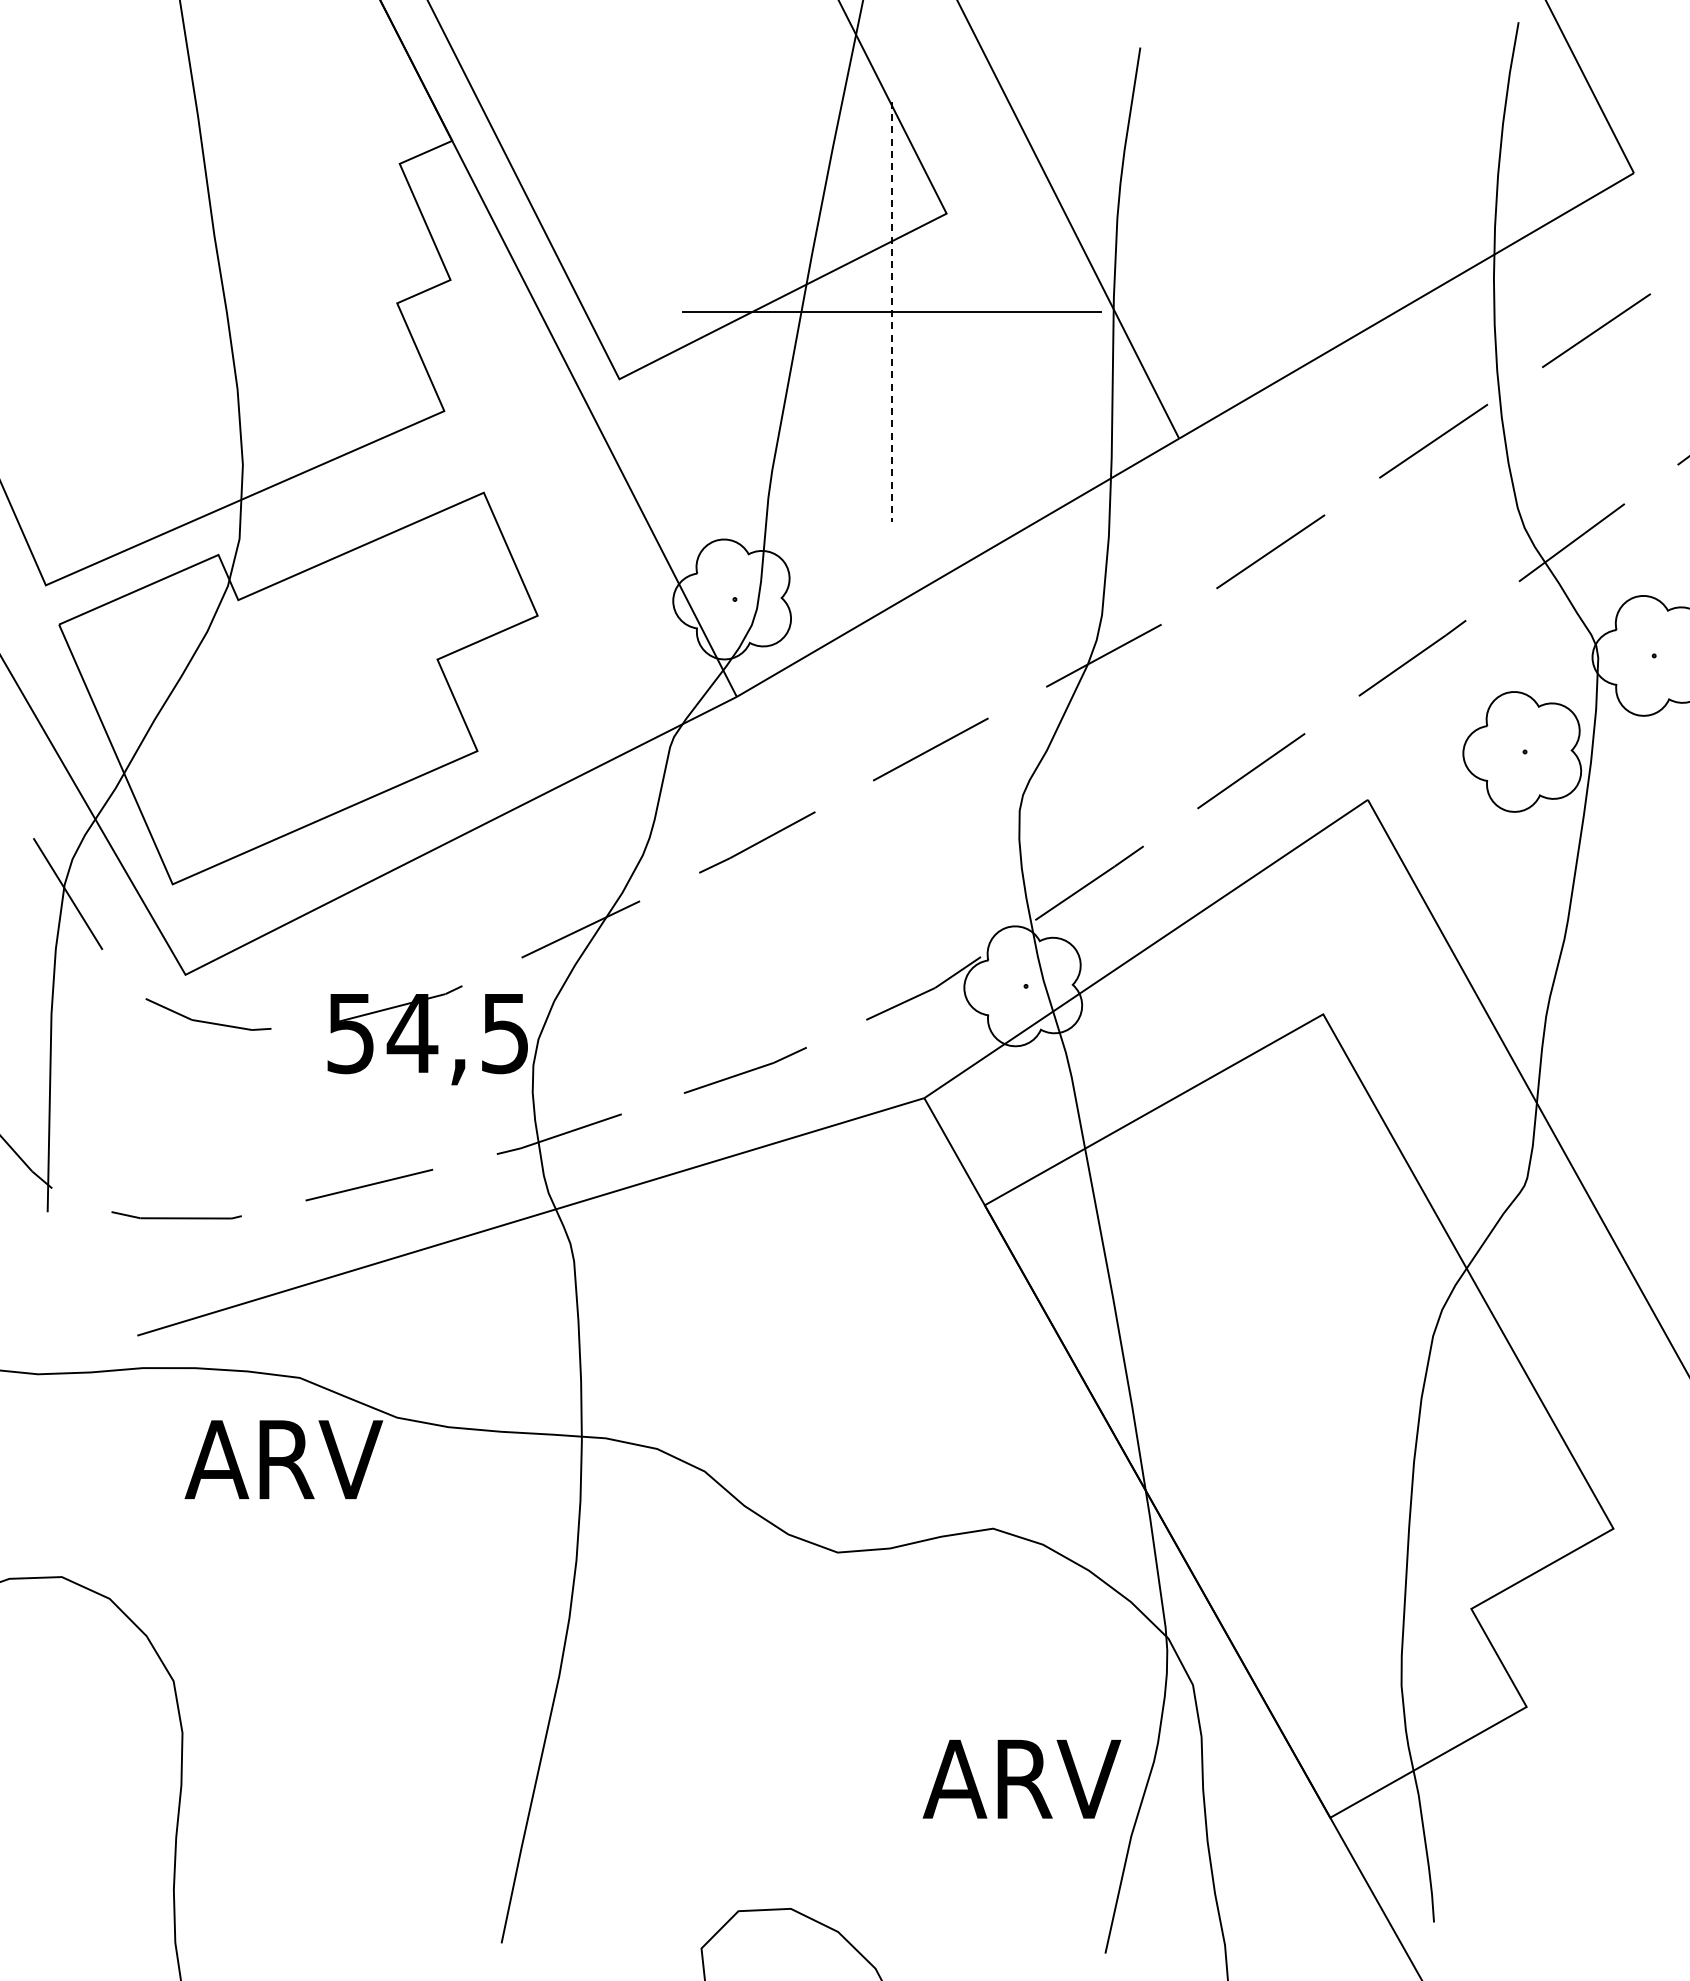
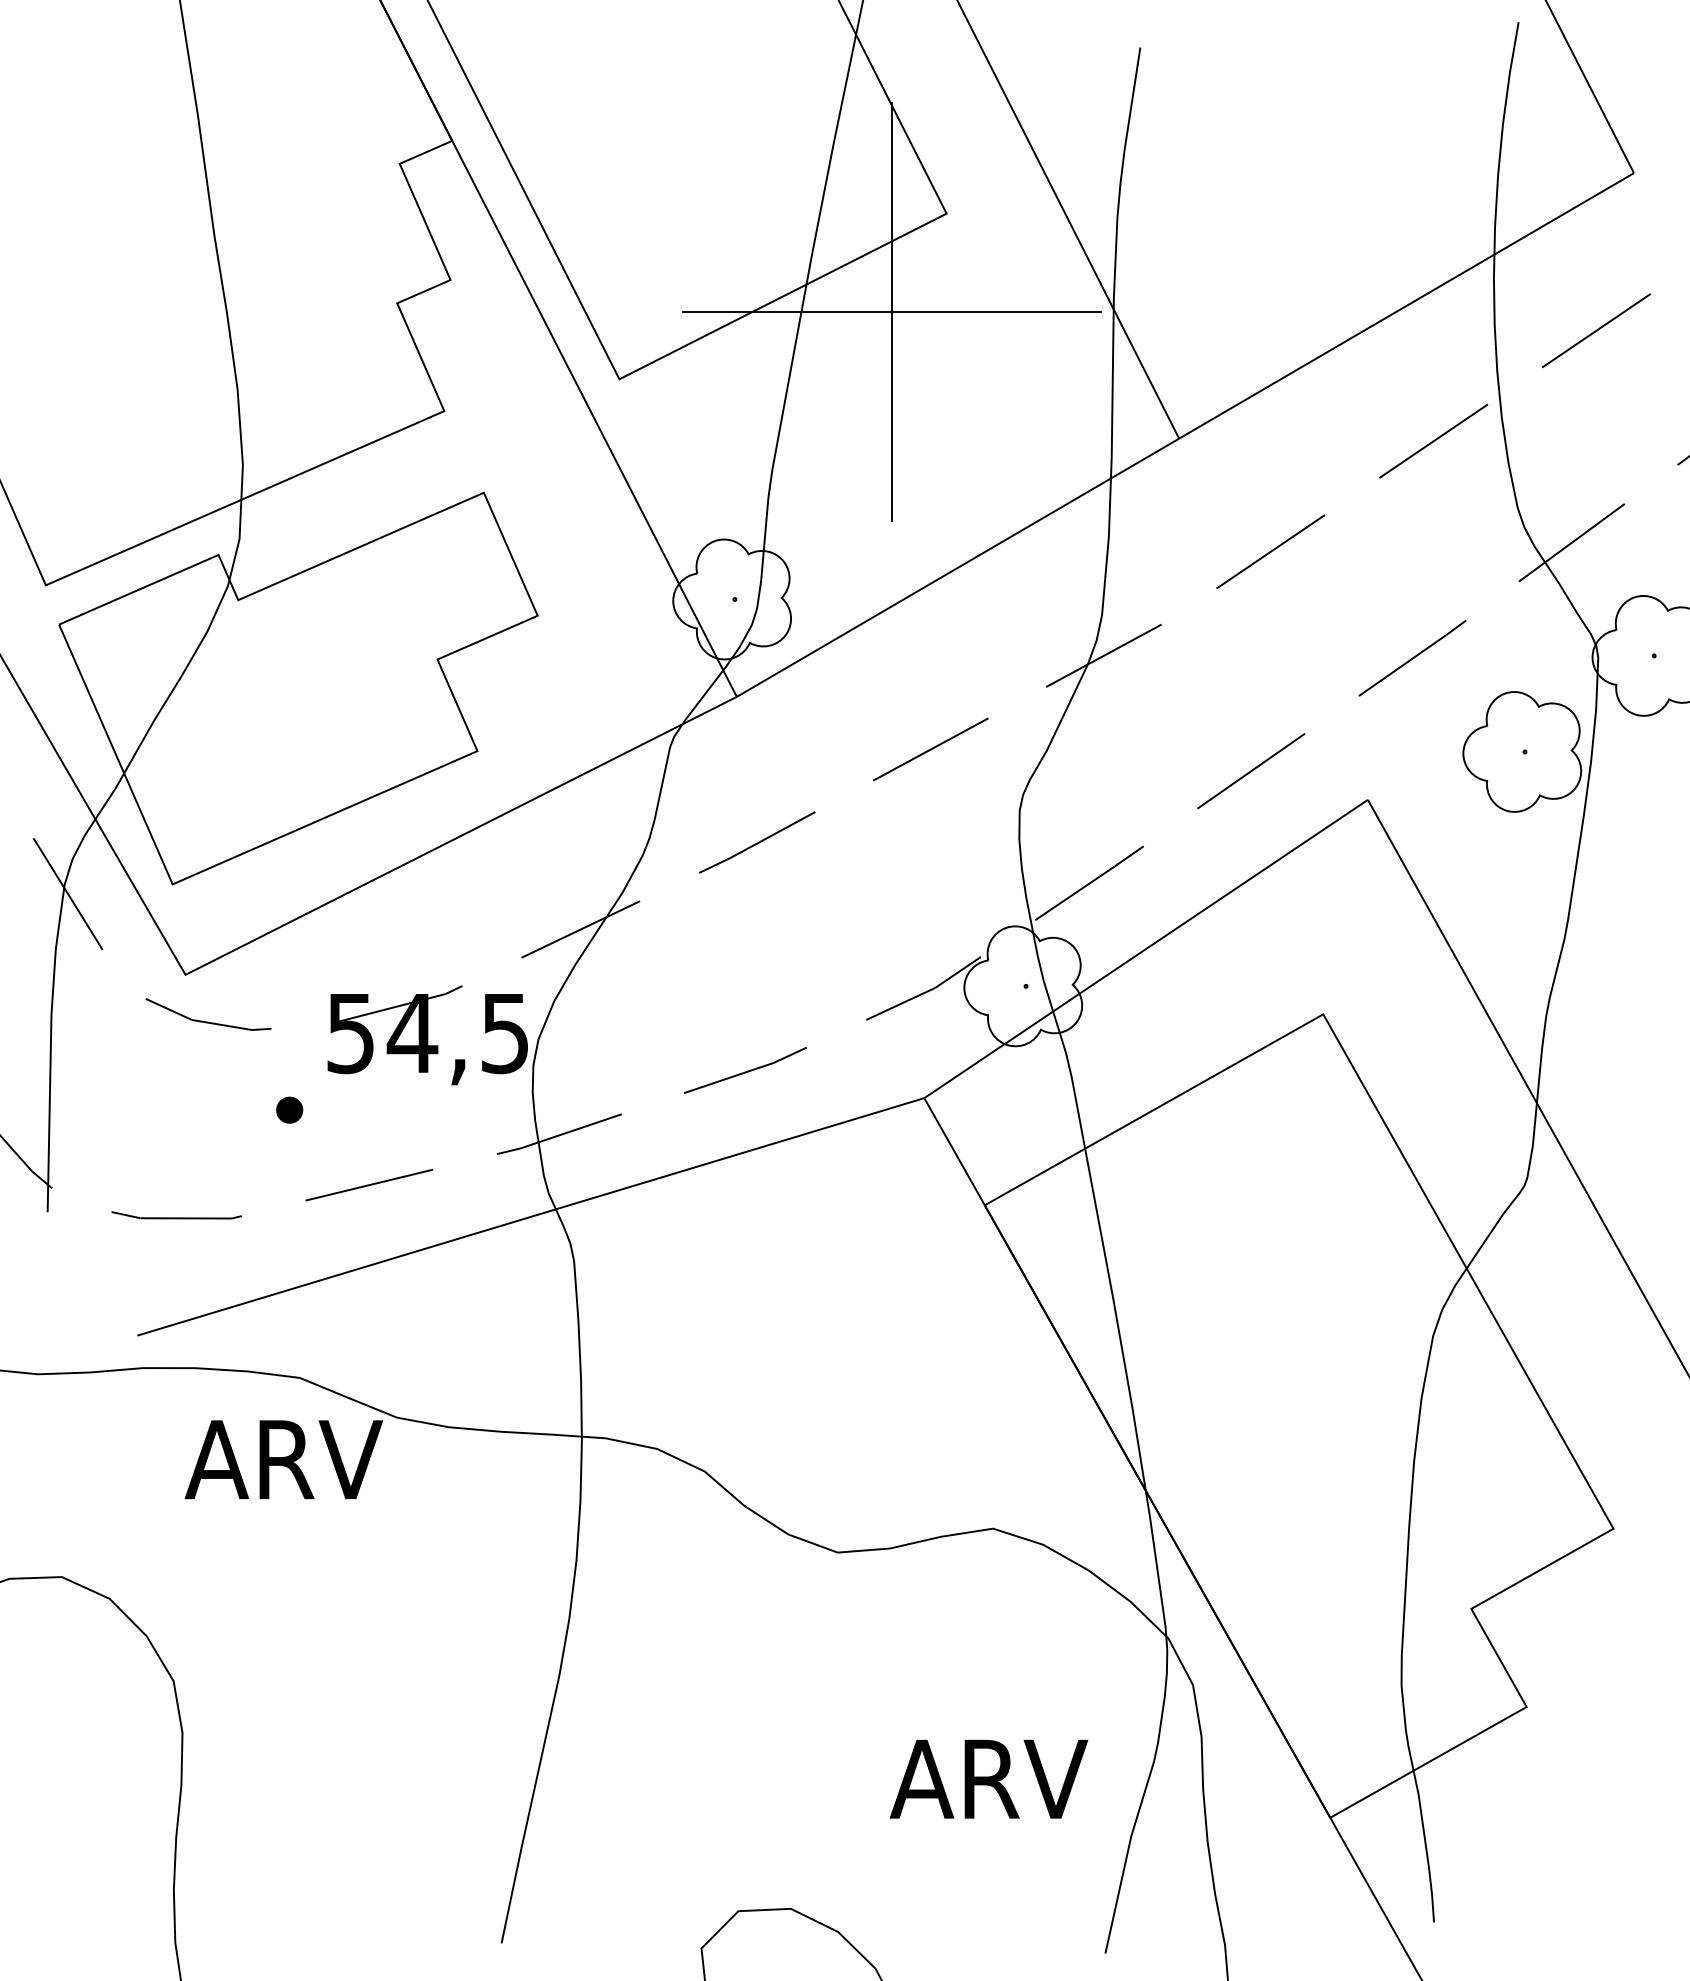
line: dashed -> solid (892, 311)
part: none -> present (289, 1109)
text position: (1021, 1779) -> (988, 1779) (988, 1779)
